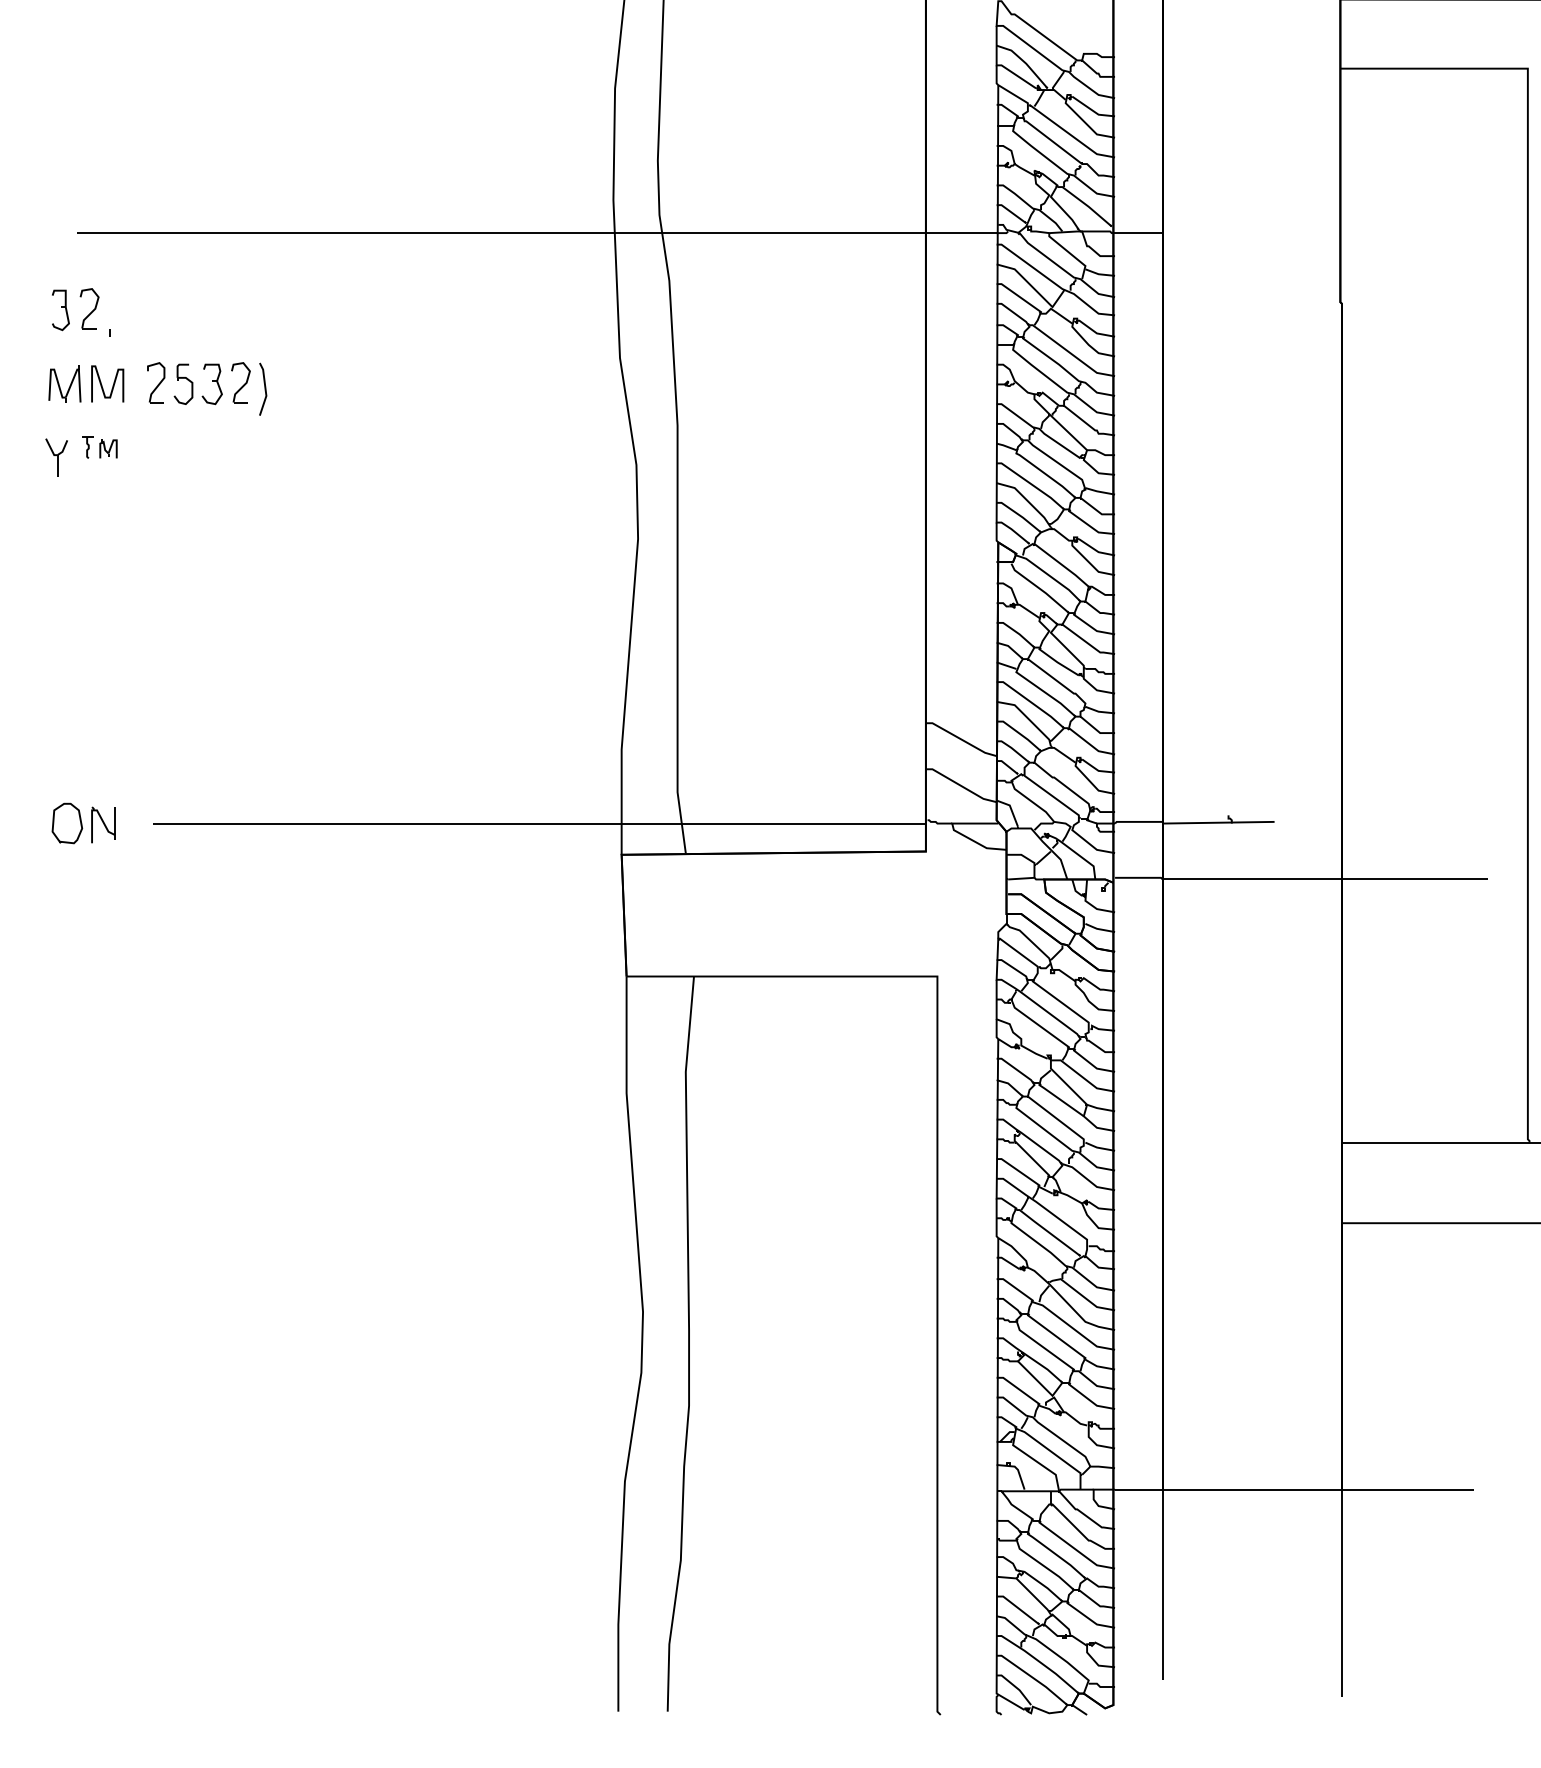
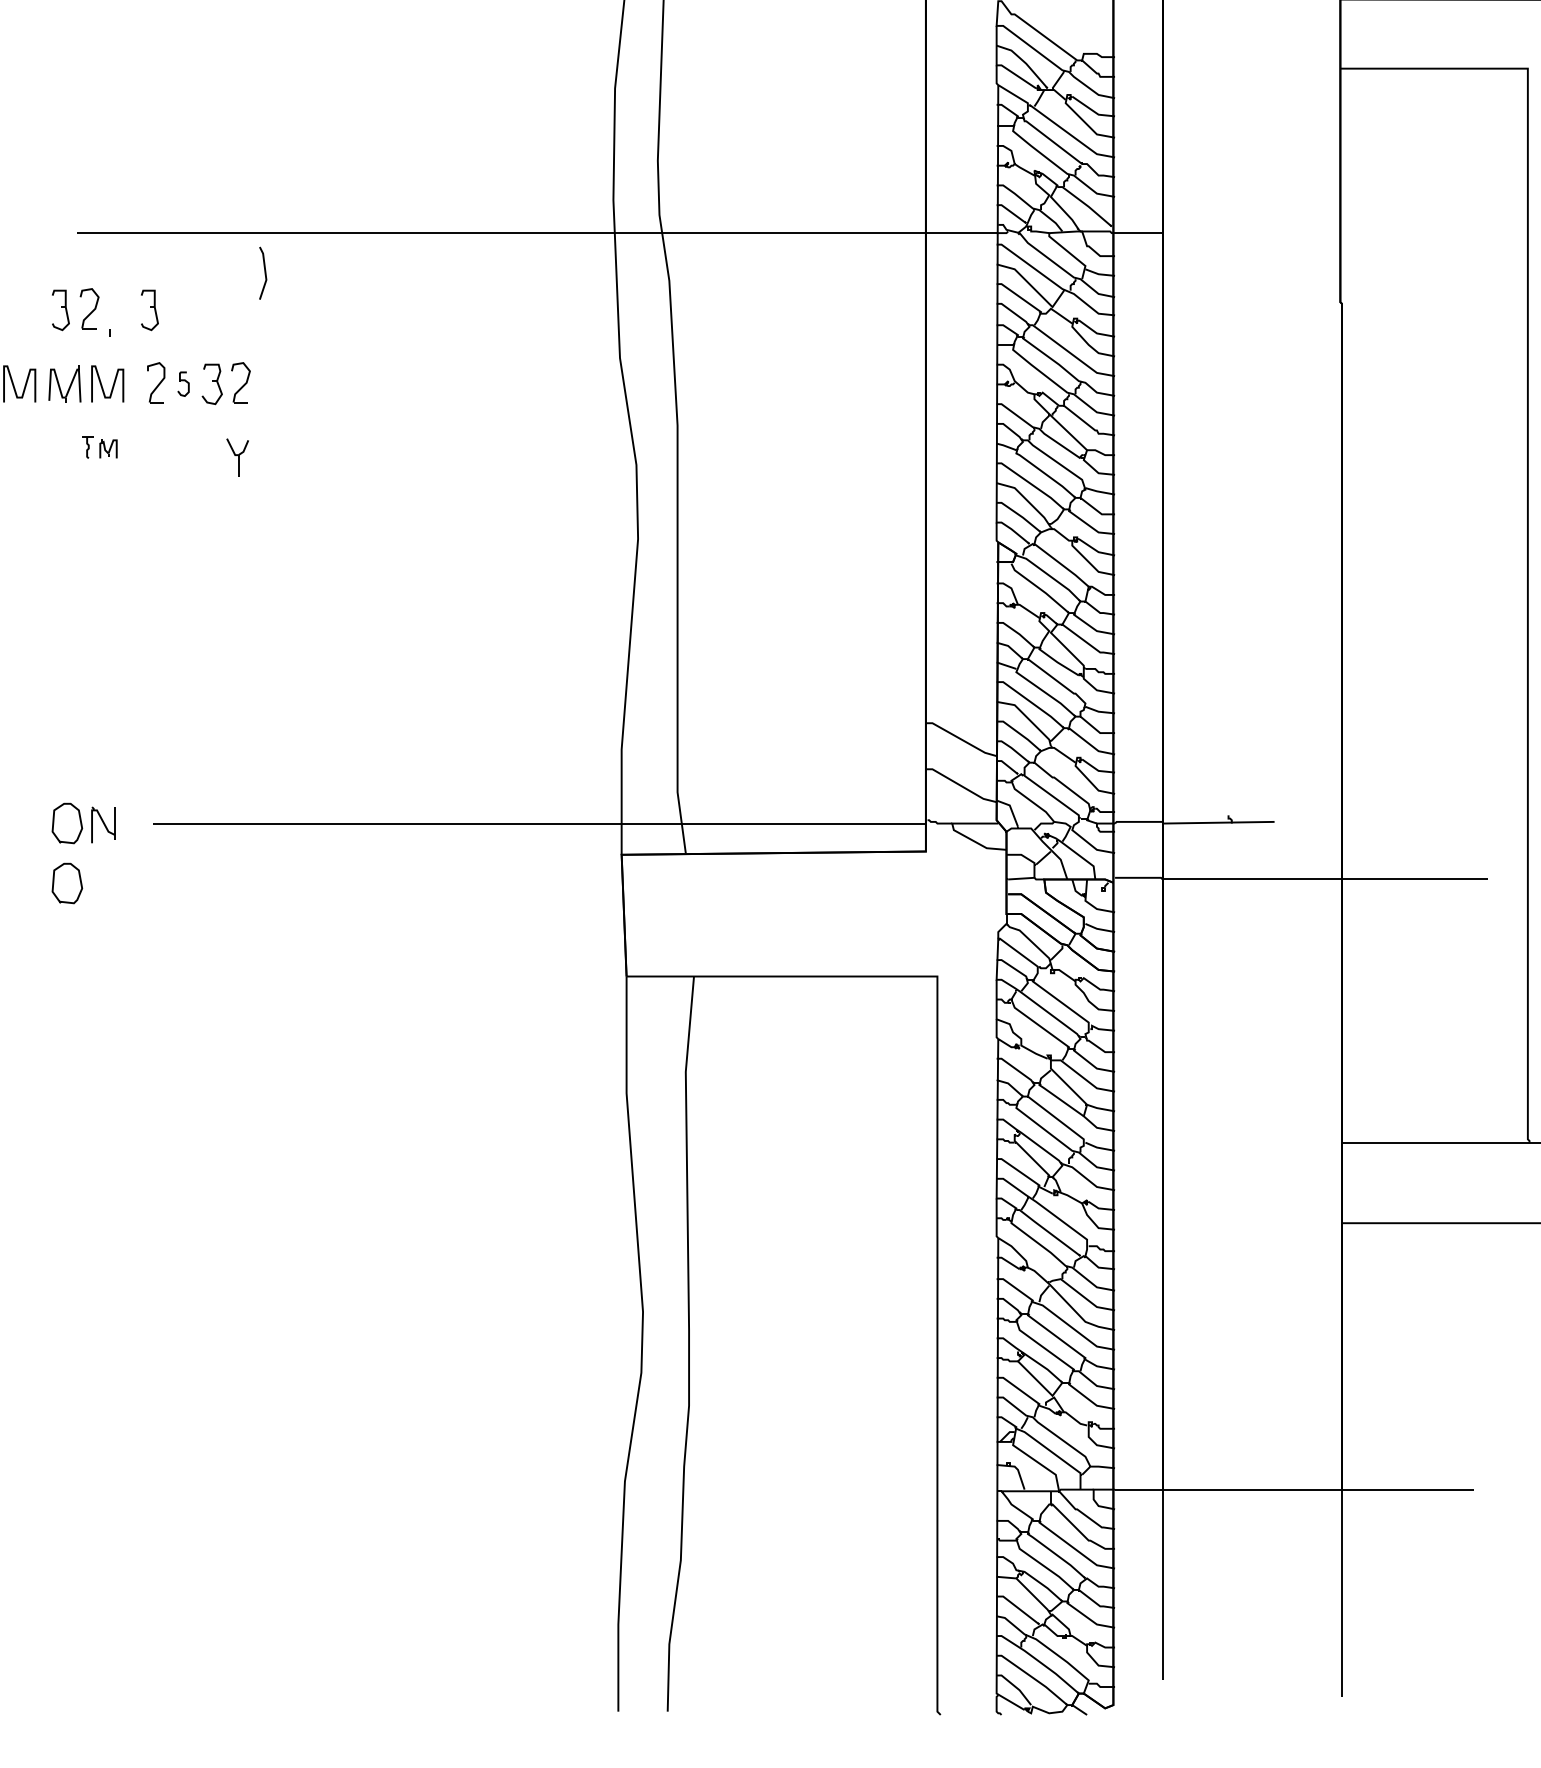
part: none -> present (149, 310)
part size: 21x42 px -> 13x26 px (183, 383)
curve: none -> present (14, 385)
line position: (264, 388) -> (264, 272) (264, 272)
part position: (56, 457) -> (237, 457) (237, 457)
curve: none -> present (79, 880)
